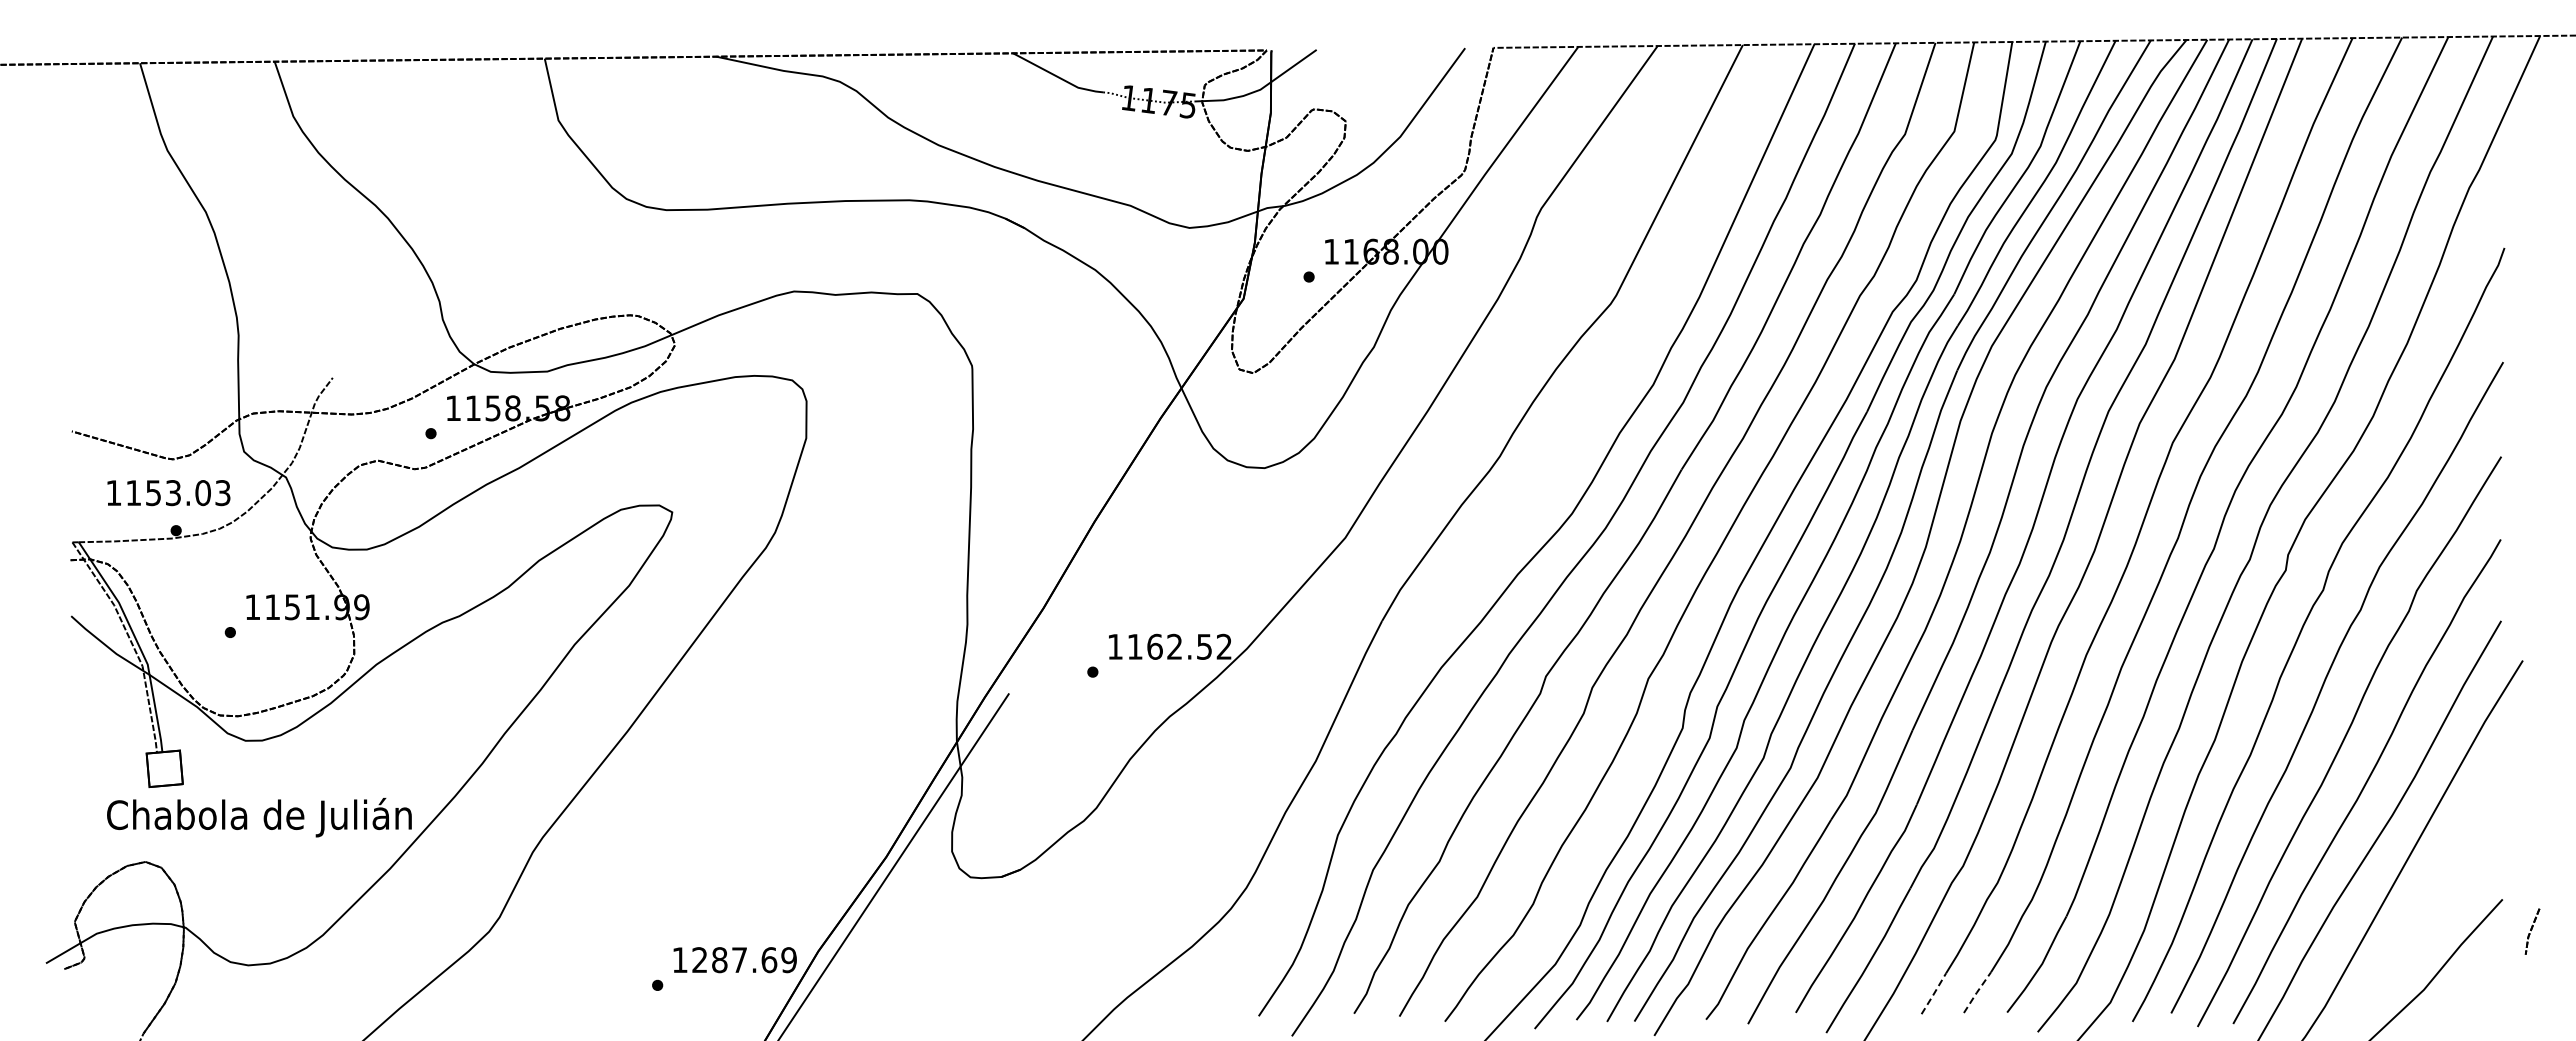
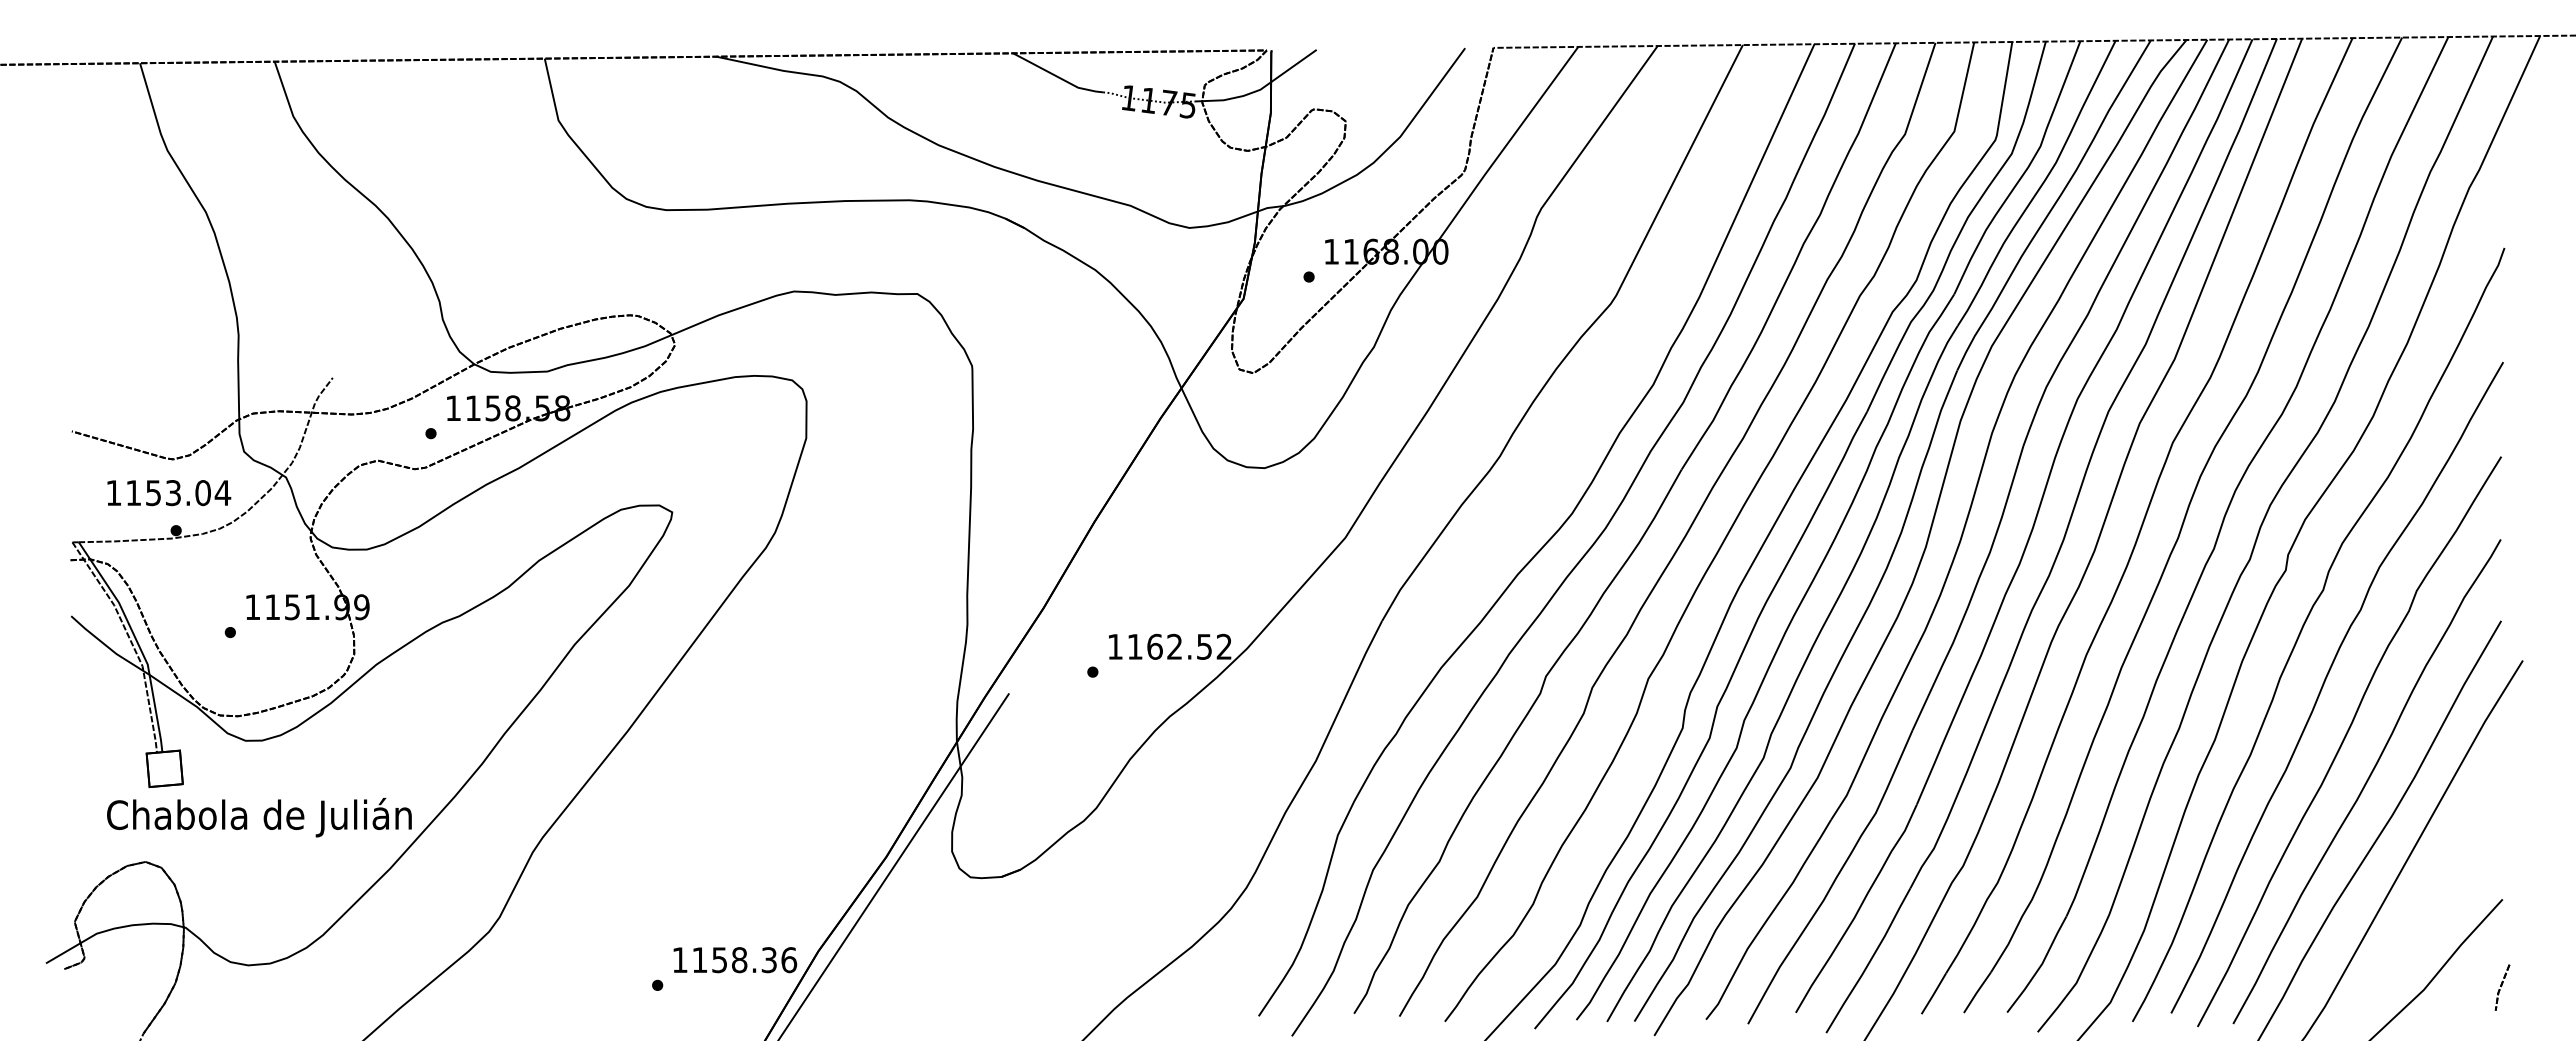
text: 1153.03 -> 1153.04 (222, 493)
part position: (2532, 931) -> (2502, 987) (2502, 987)
text: 1287.69 -> 1158.36 (744, 960)
line: dashed -> solid (1977, 992)
line: dashed -> solid (1934, 993)
